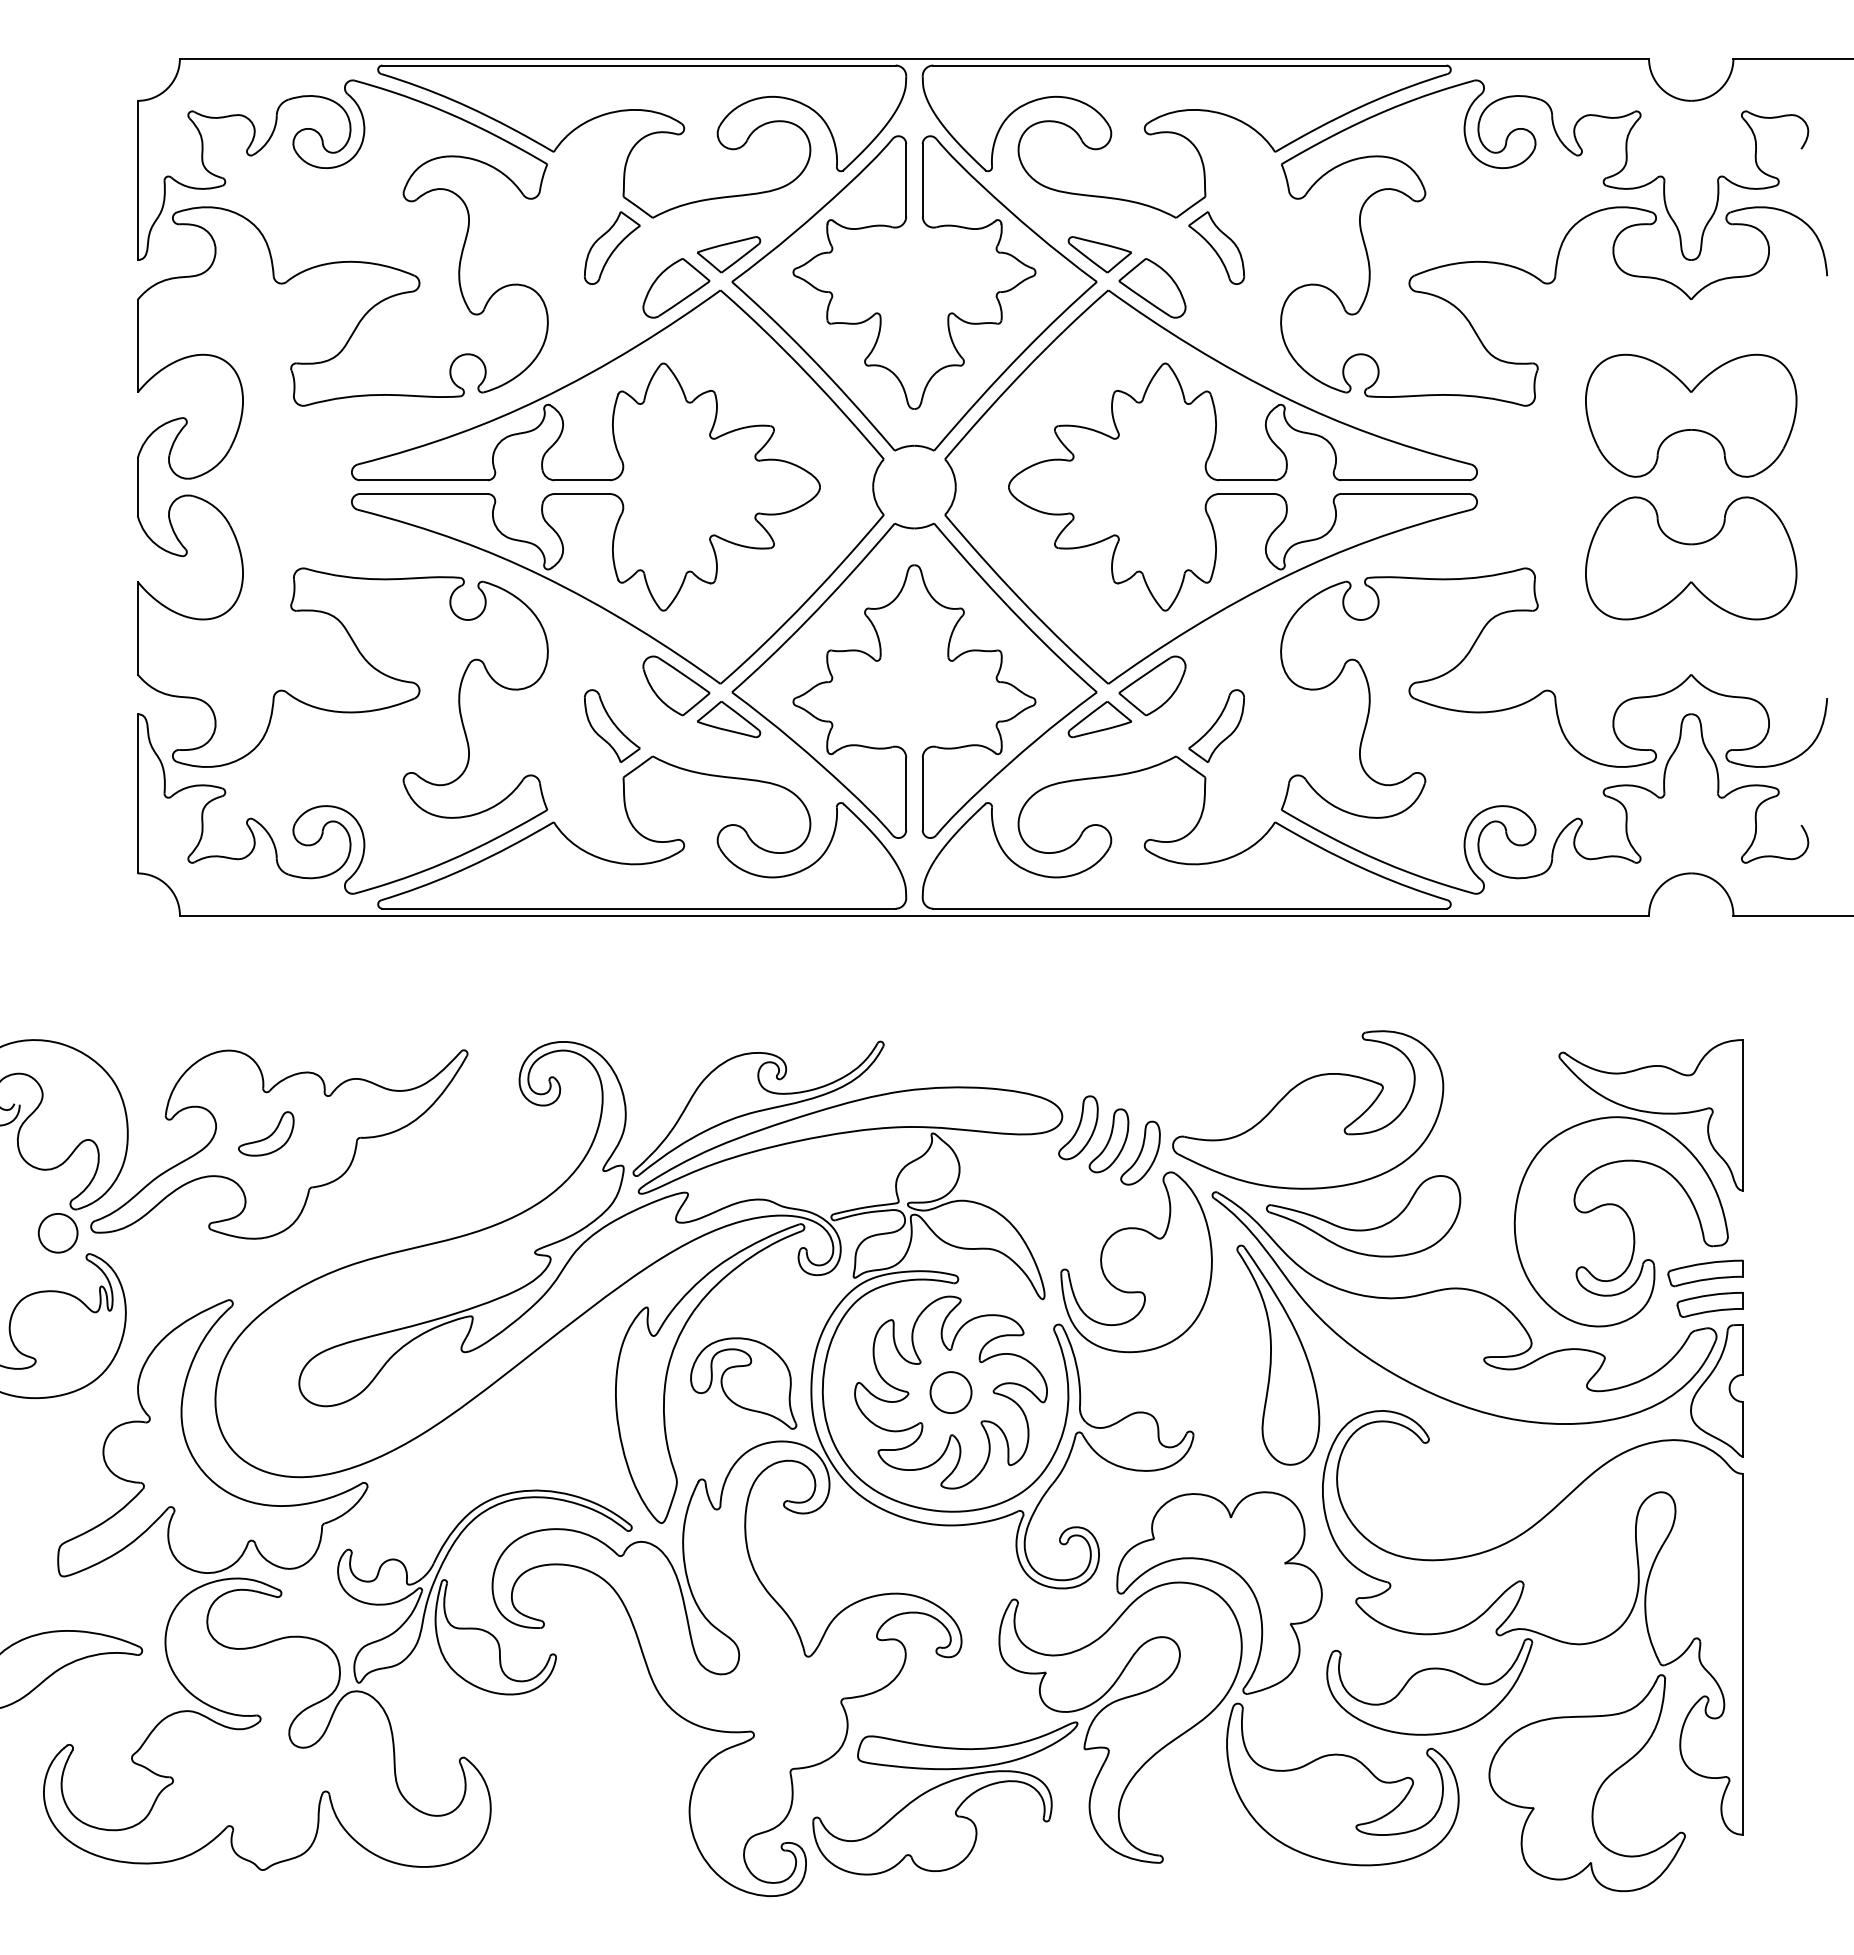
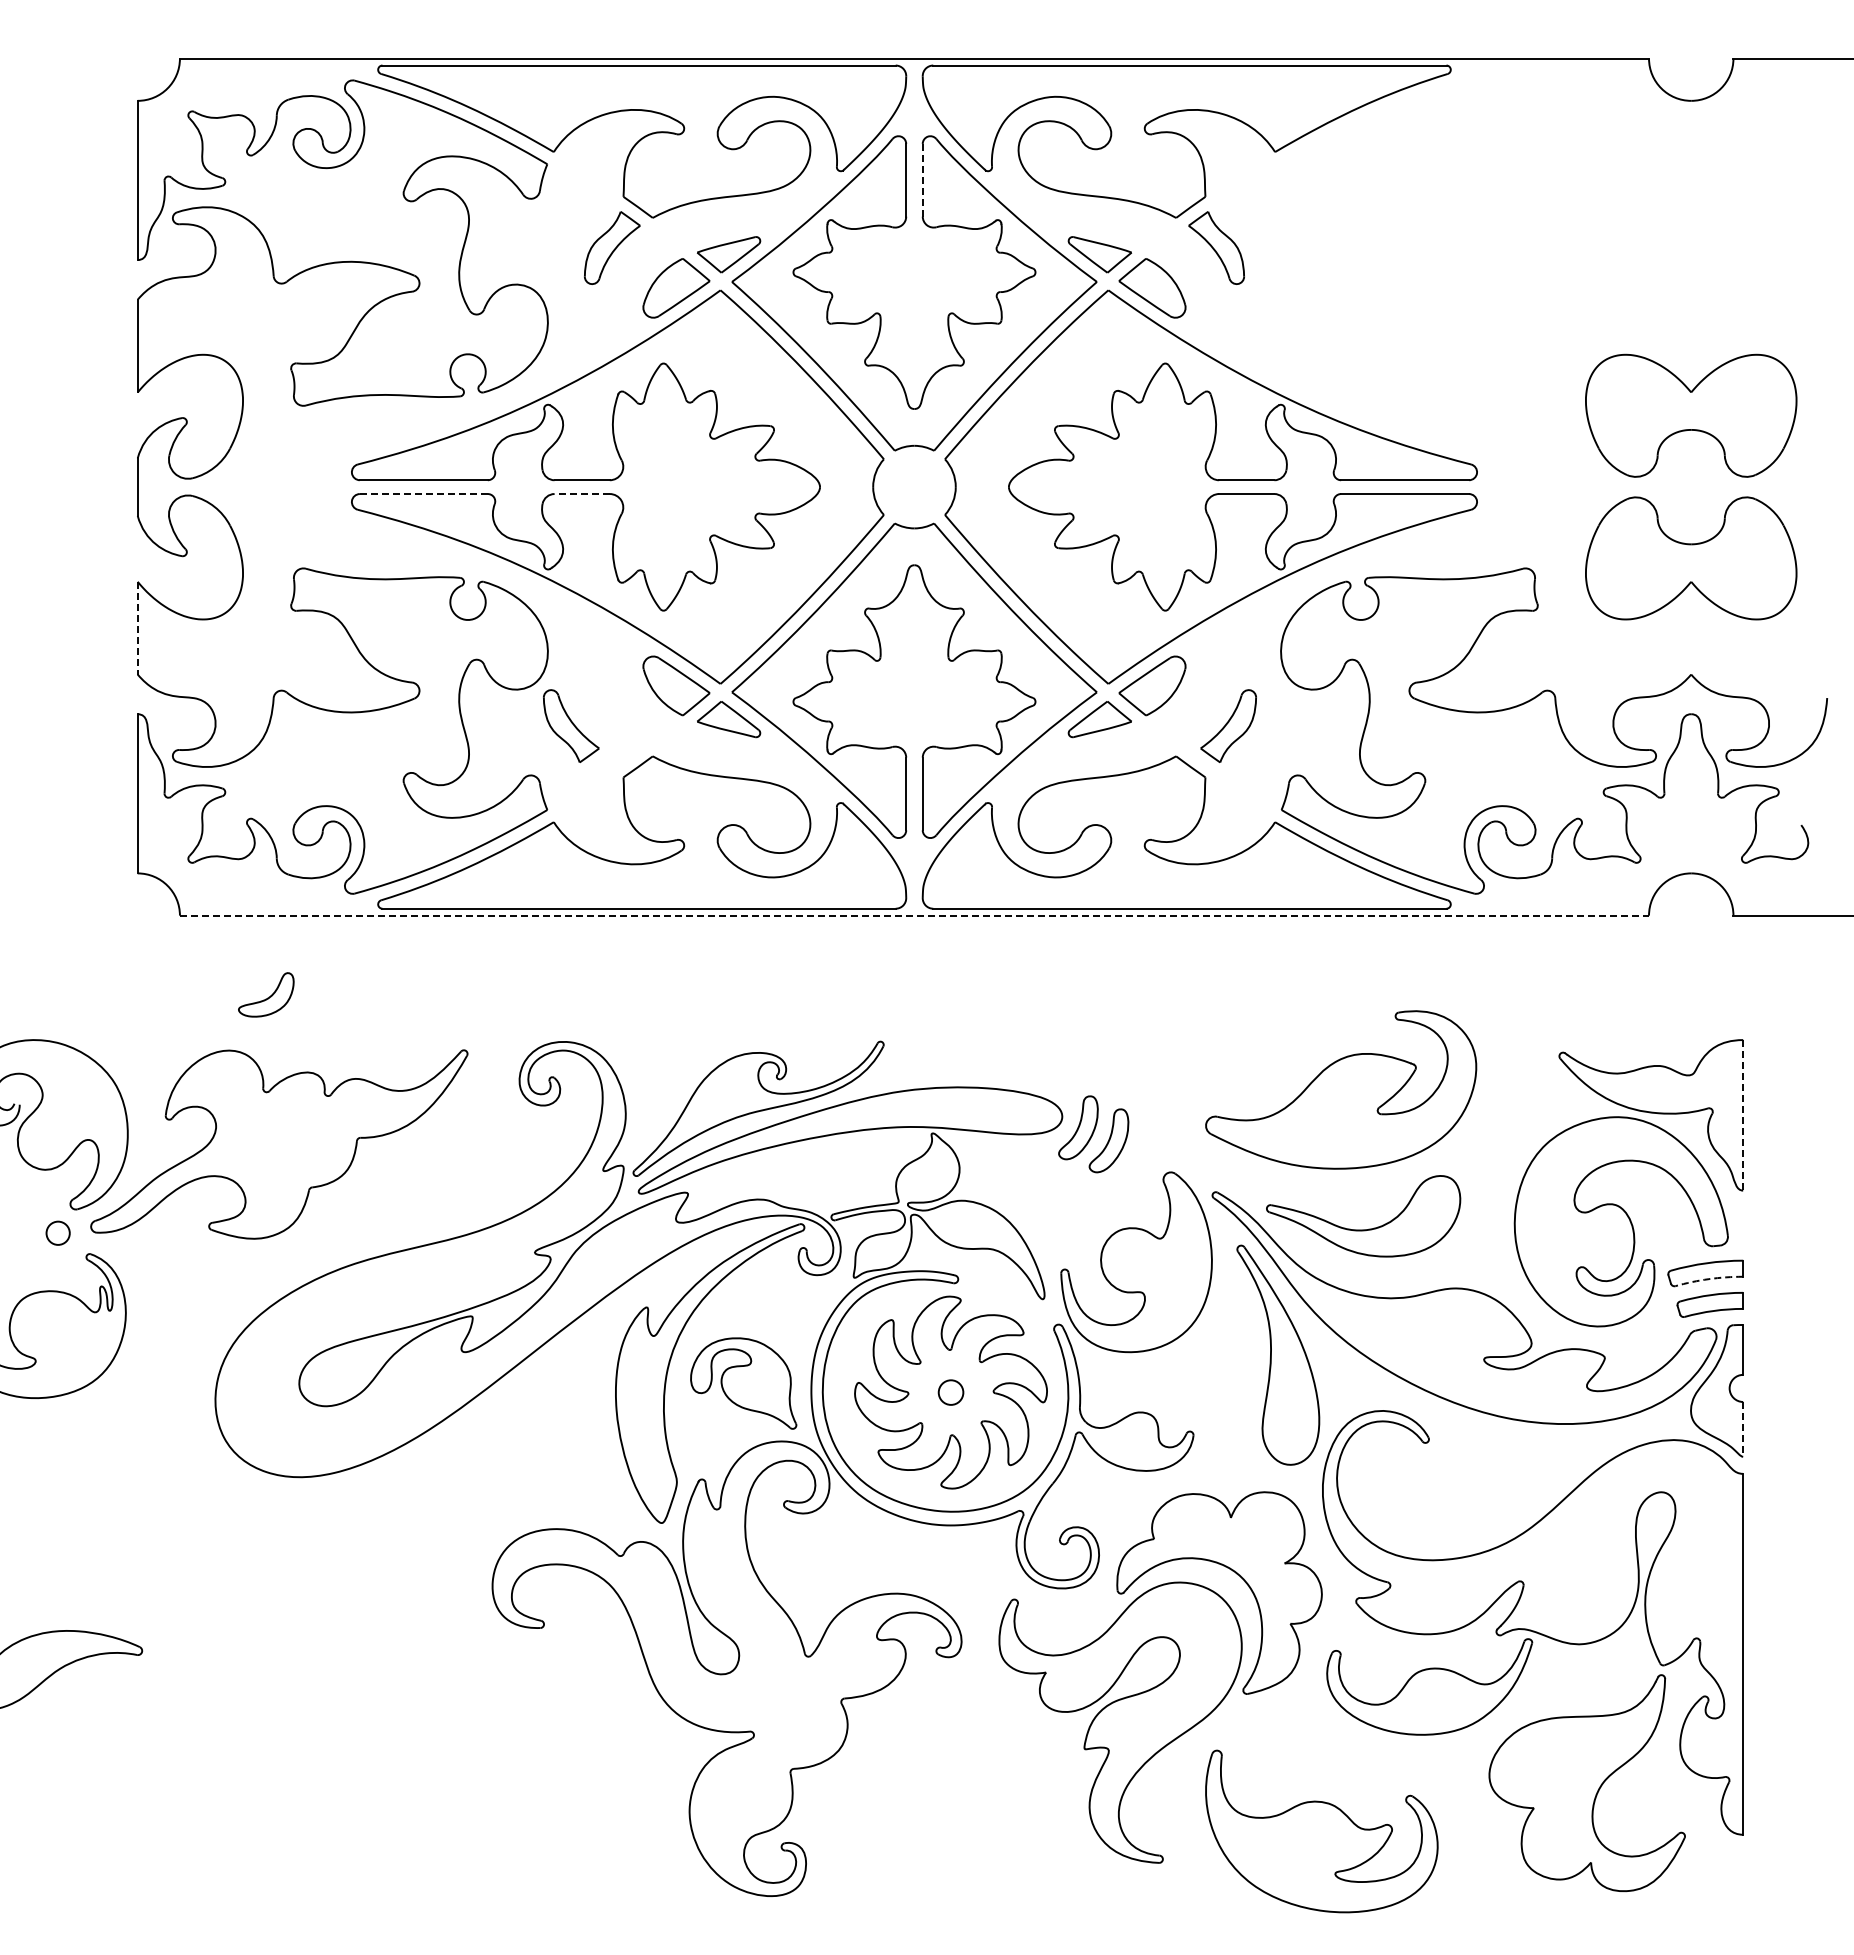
line: solid -> dashed (922, 180)
part: present -> none (1560, 244)
line: solid -> dashed (423, 494)
line: solid -> dashed (582, 494)
line: solid -> dashed (137, 628)
part position: (612, 725) -> (571, 725) (571, 725)
part position: (1216, 725) -> (1228, 725) (1228, 725)
line: solid -> dashed (914, 915)
part position: (1308, 1109) -> (1341, 1089) (1341, 1089)
line: solid -> dashed (1743, 1115)
part position: (266, 1133) -> (266, 994) (266, 994)
part: present -> none (1140, 1152)
circle diameter: 39 px -> 23 px (57, 1232)
arc: solid -> dashed (1708, 1279)
circle diameter: 41 px -> 25 px (950, 1392)
line: solid -> dashed (1743, 1429)
part: present -> none (337, 1584)
part position: (1342, 1784) -> (1321, 1831) (1321, 1831)
part: present -> none (945, 1798)
